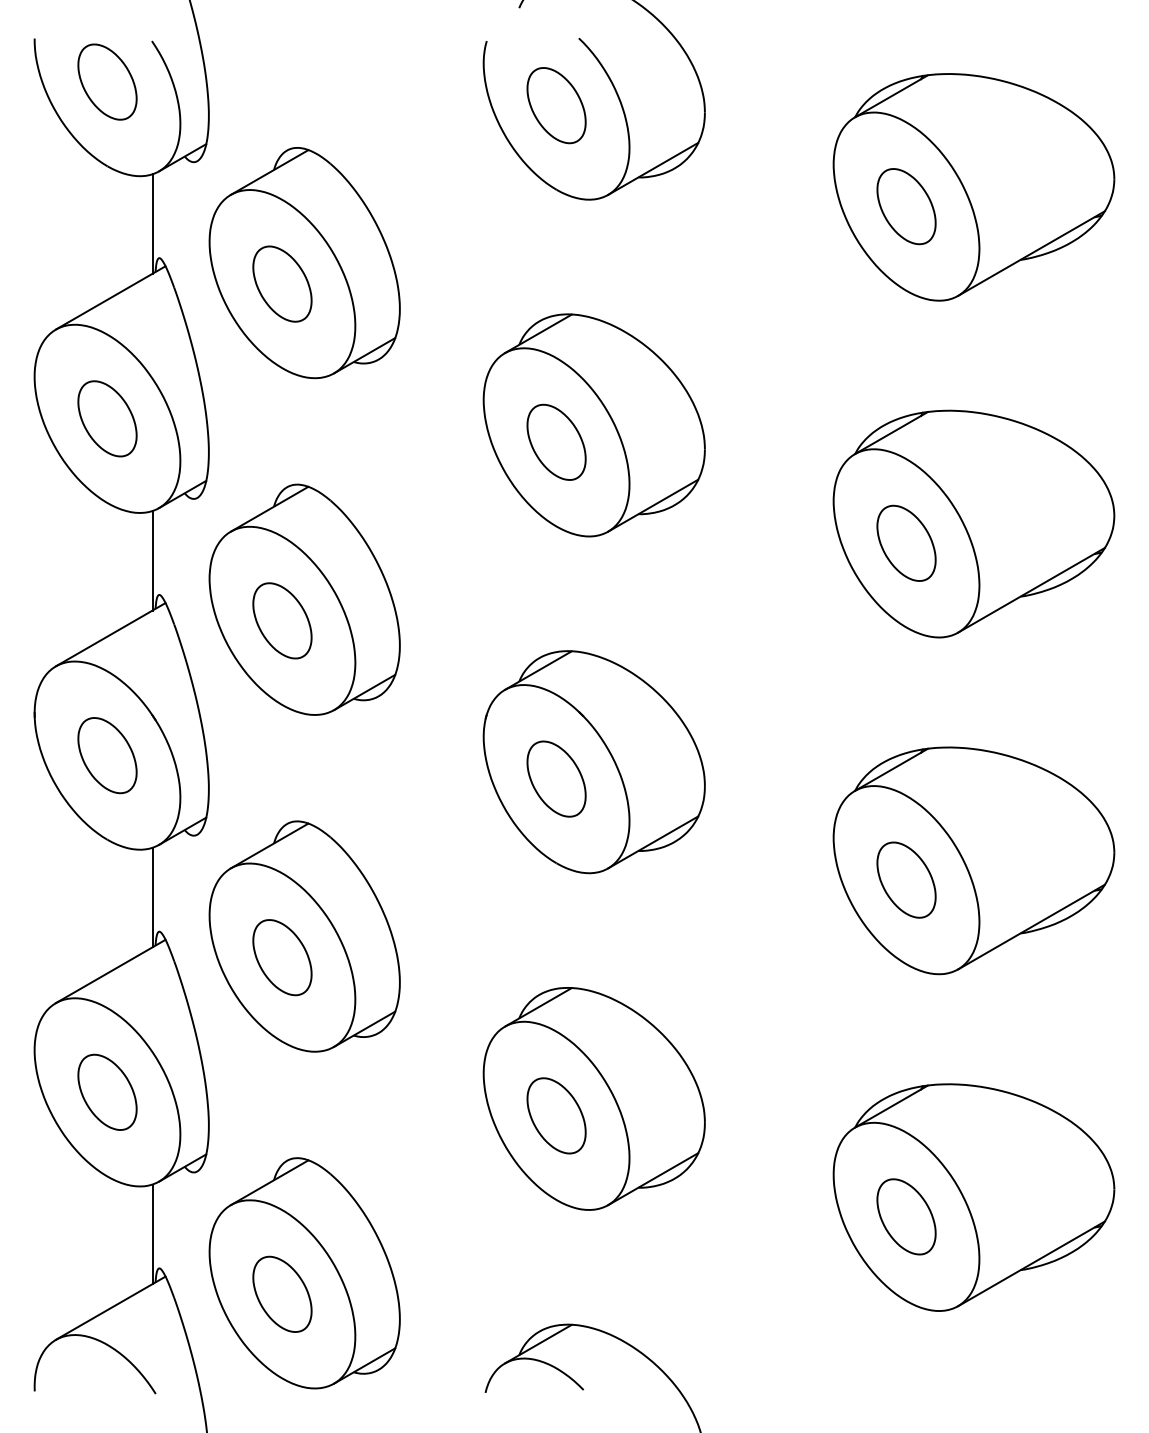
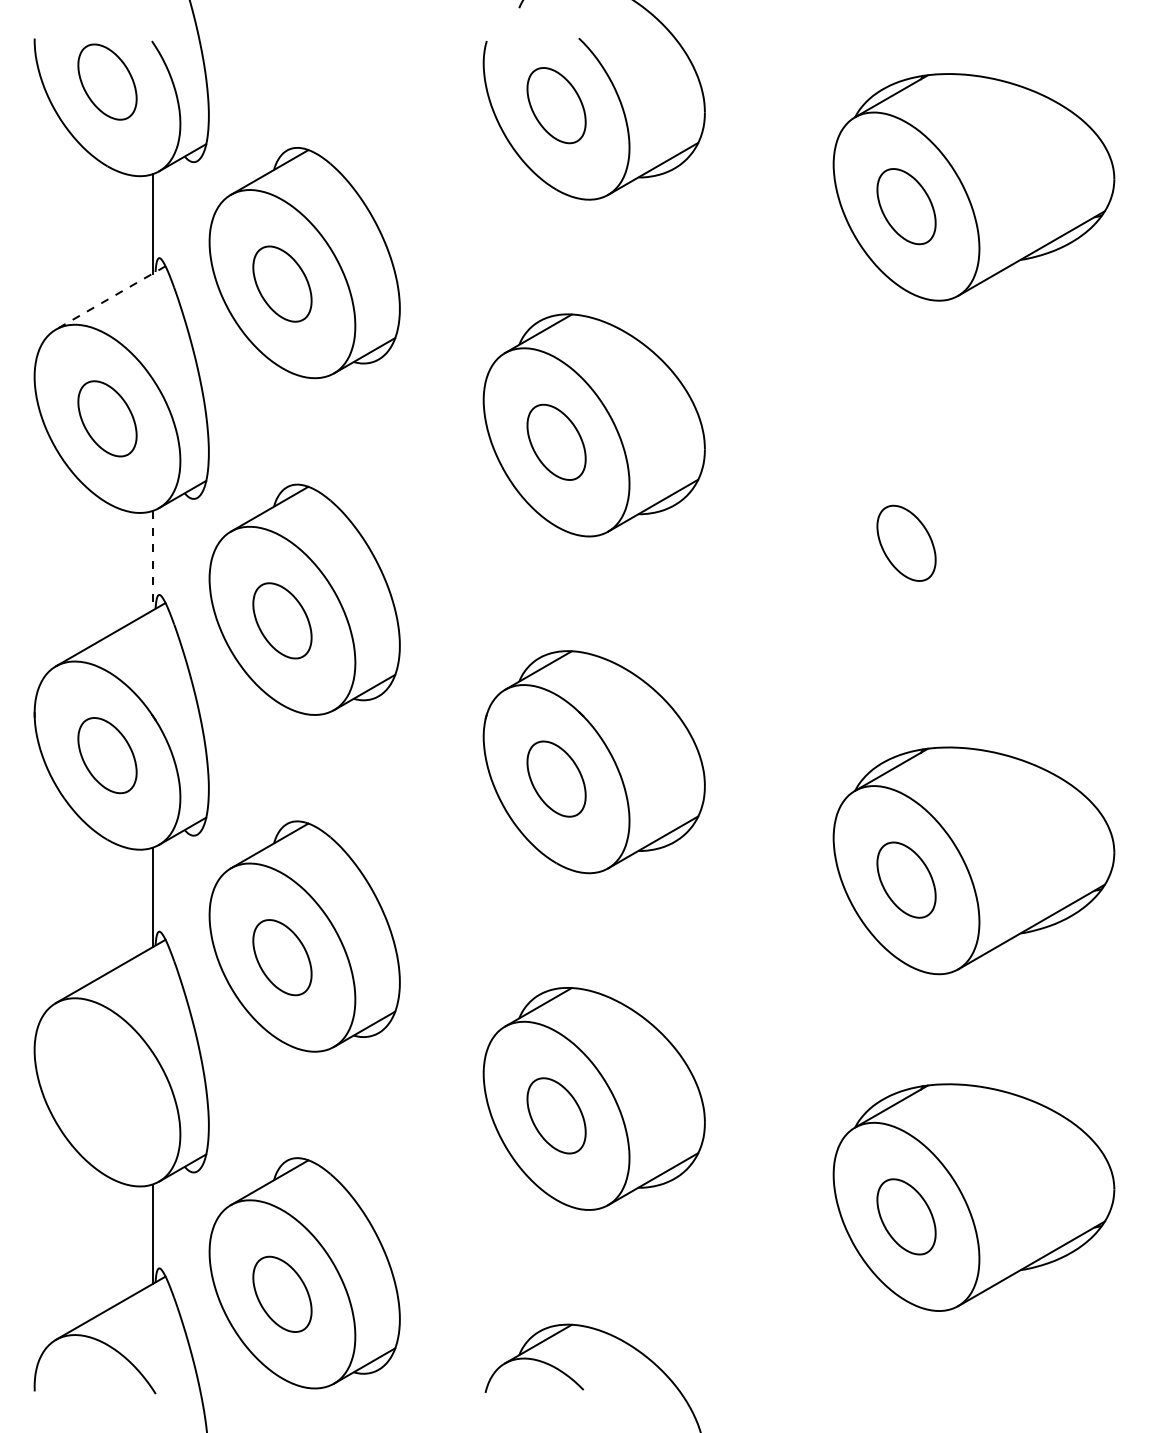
line: solid -> dashed (110, 298)
part: present -> none (973, 523)
line: solid -> dashed (152, 560)
part: present -> none (107, 1091)
